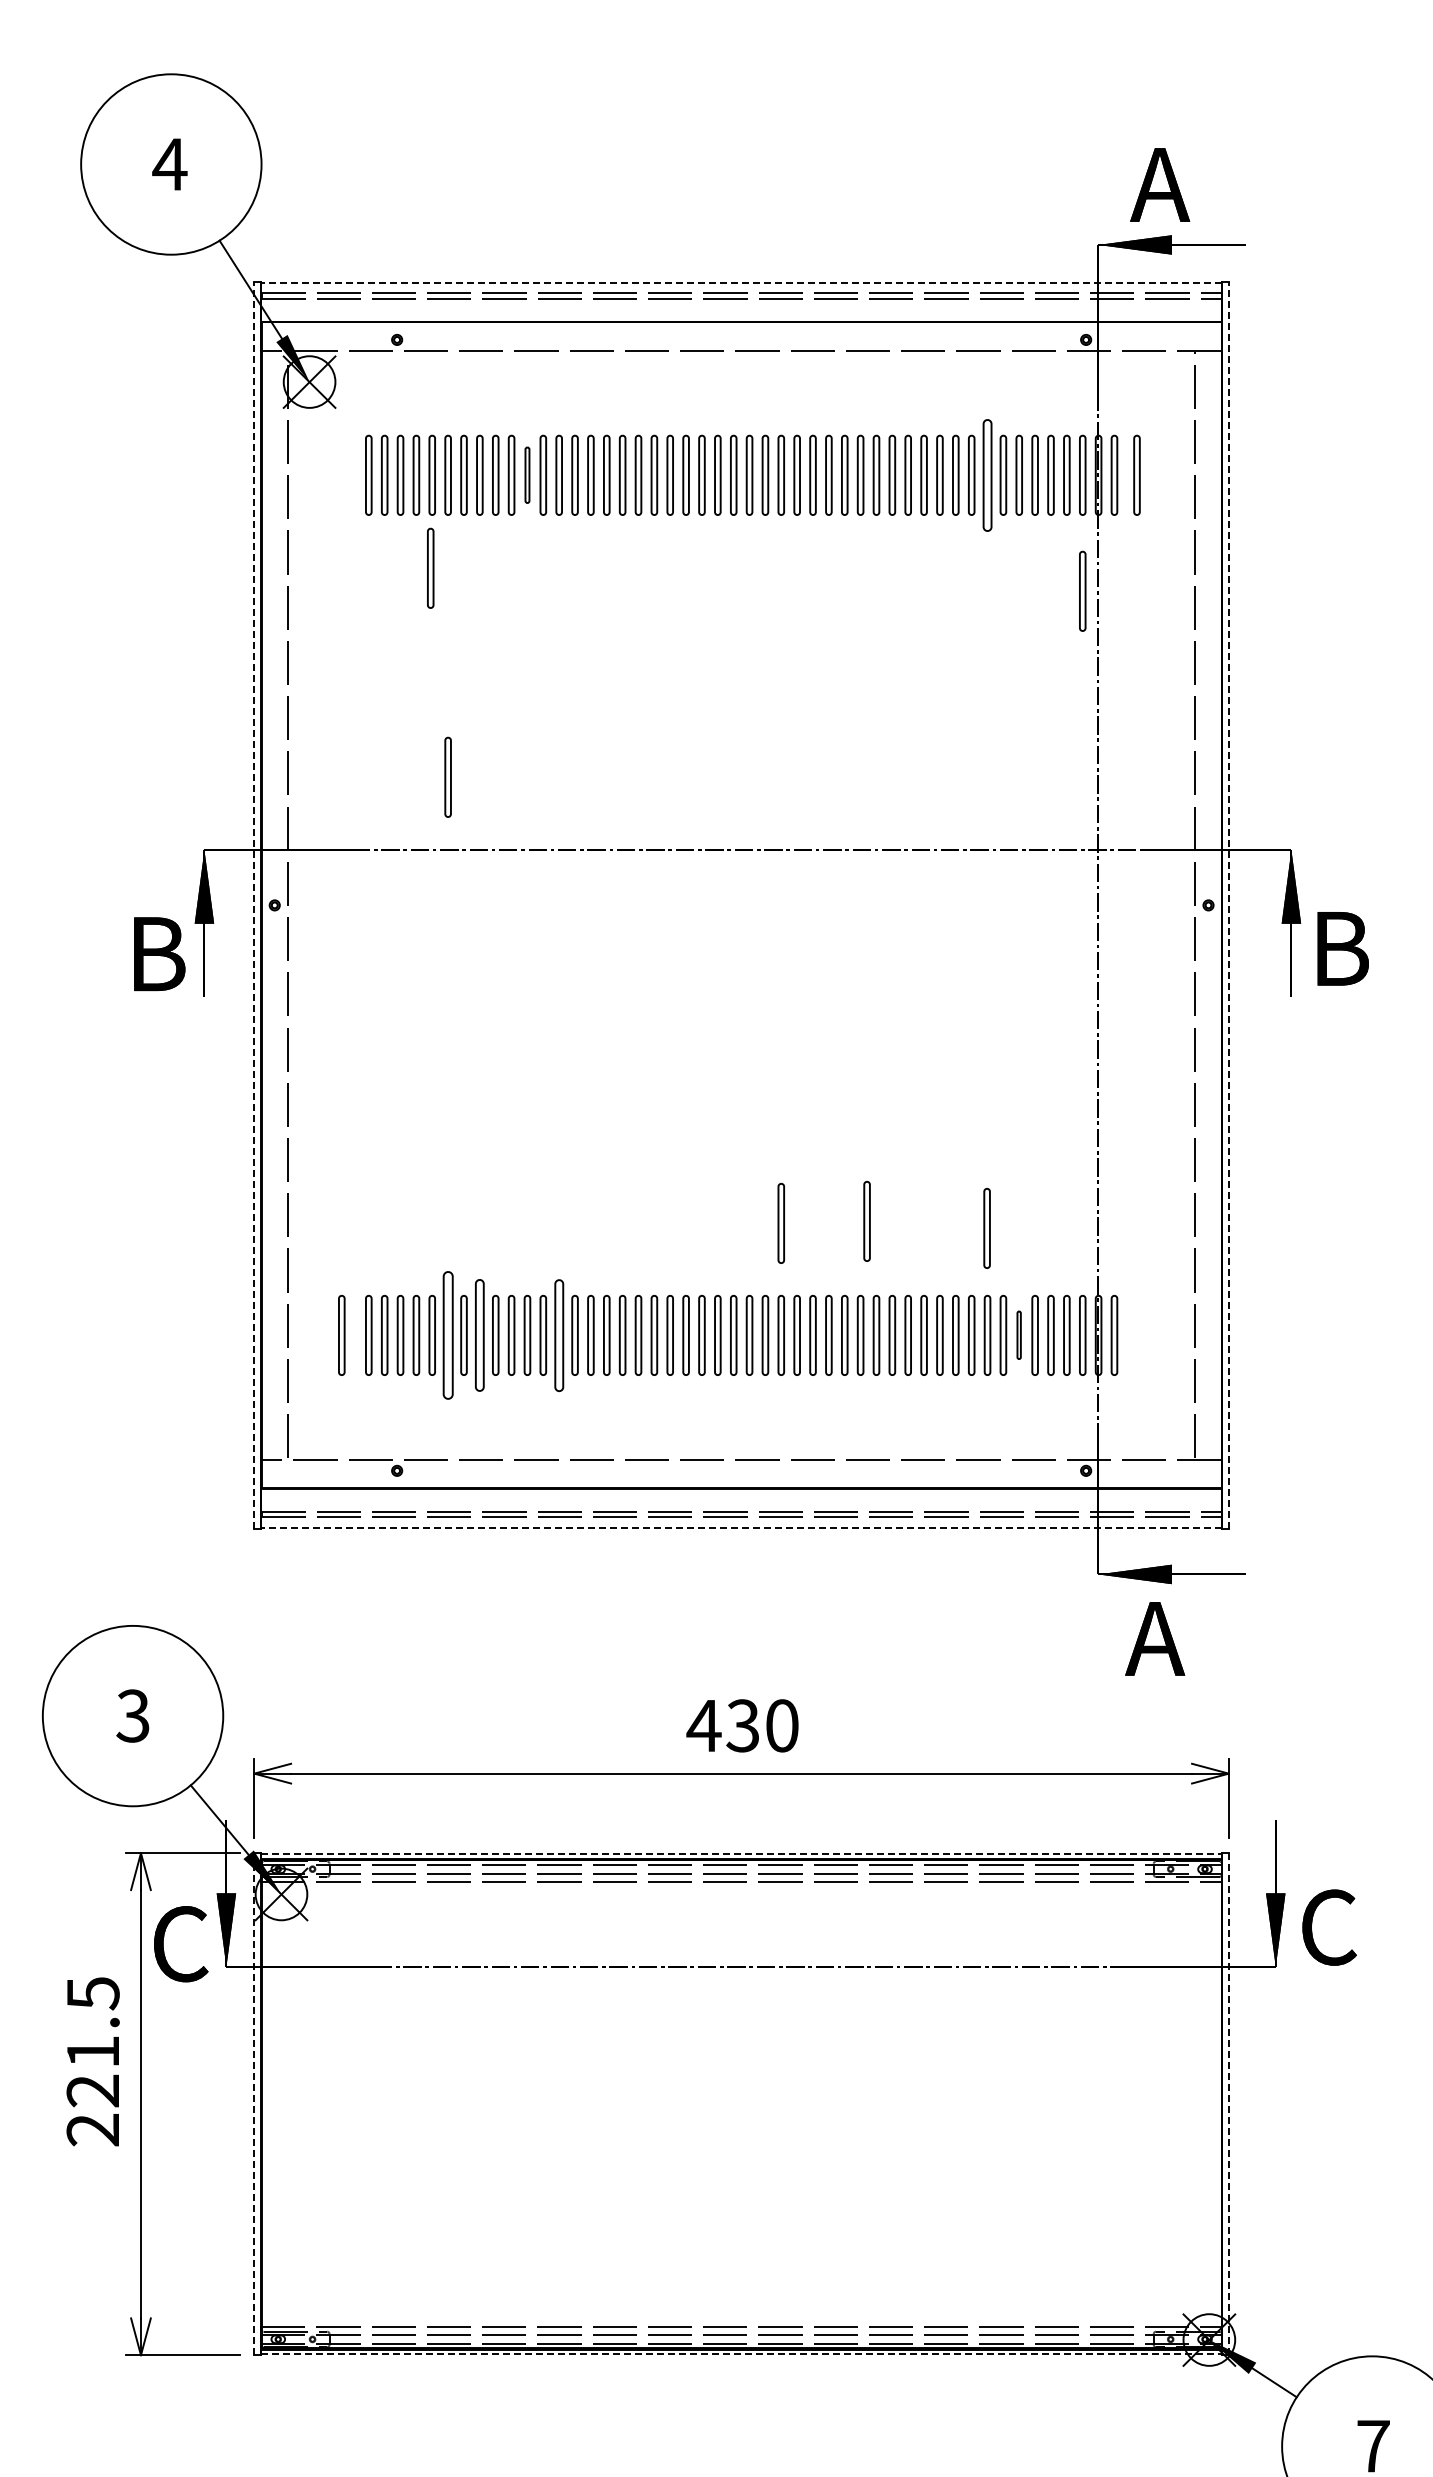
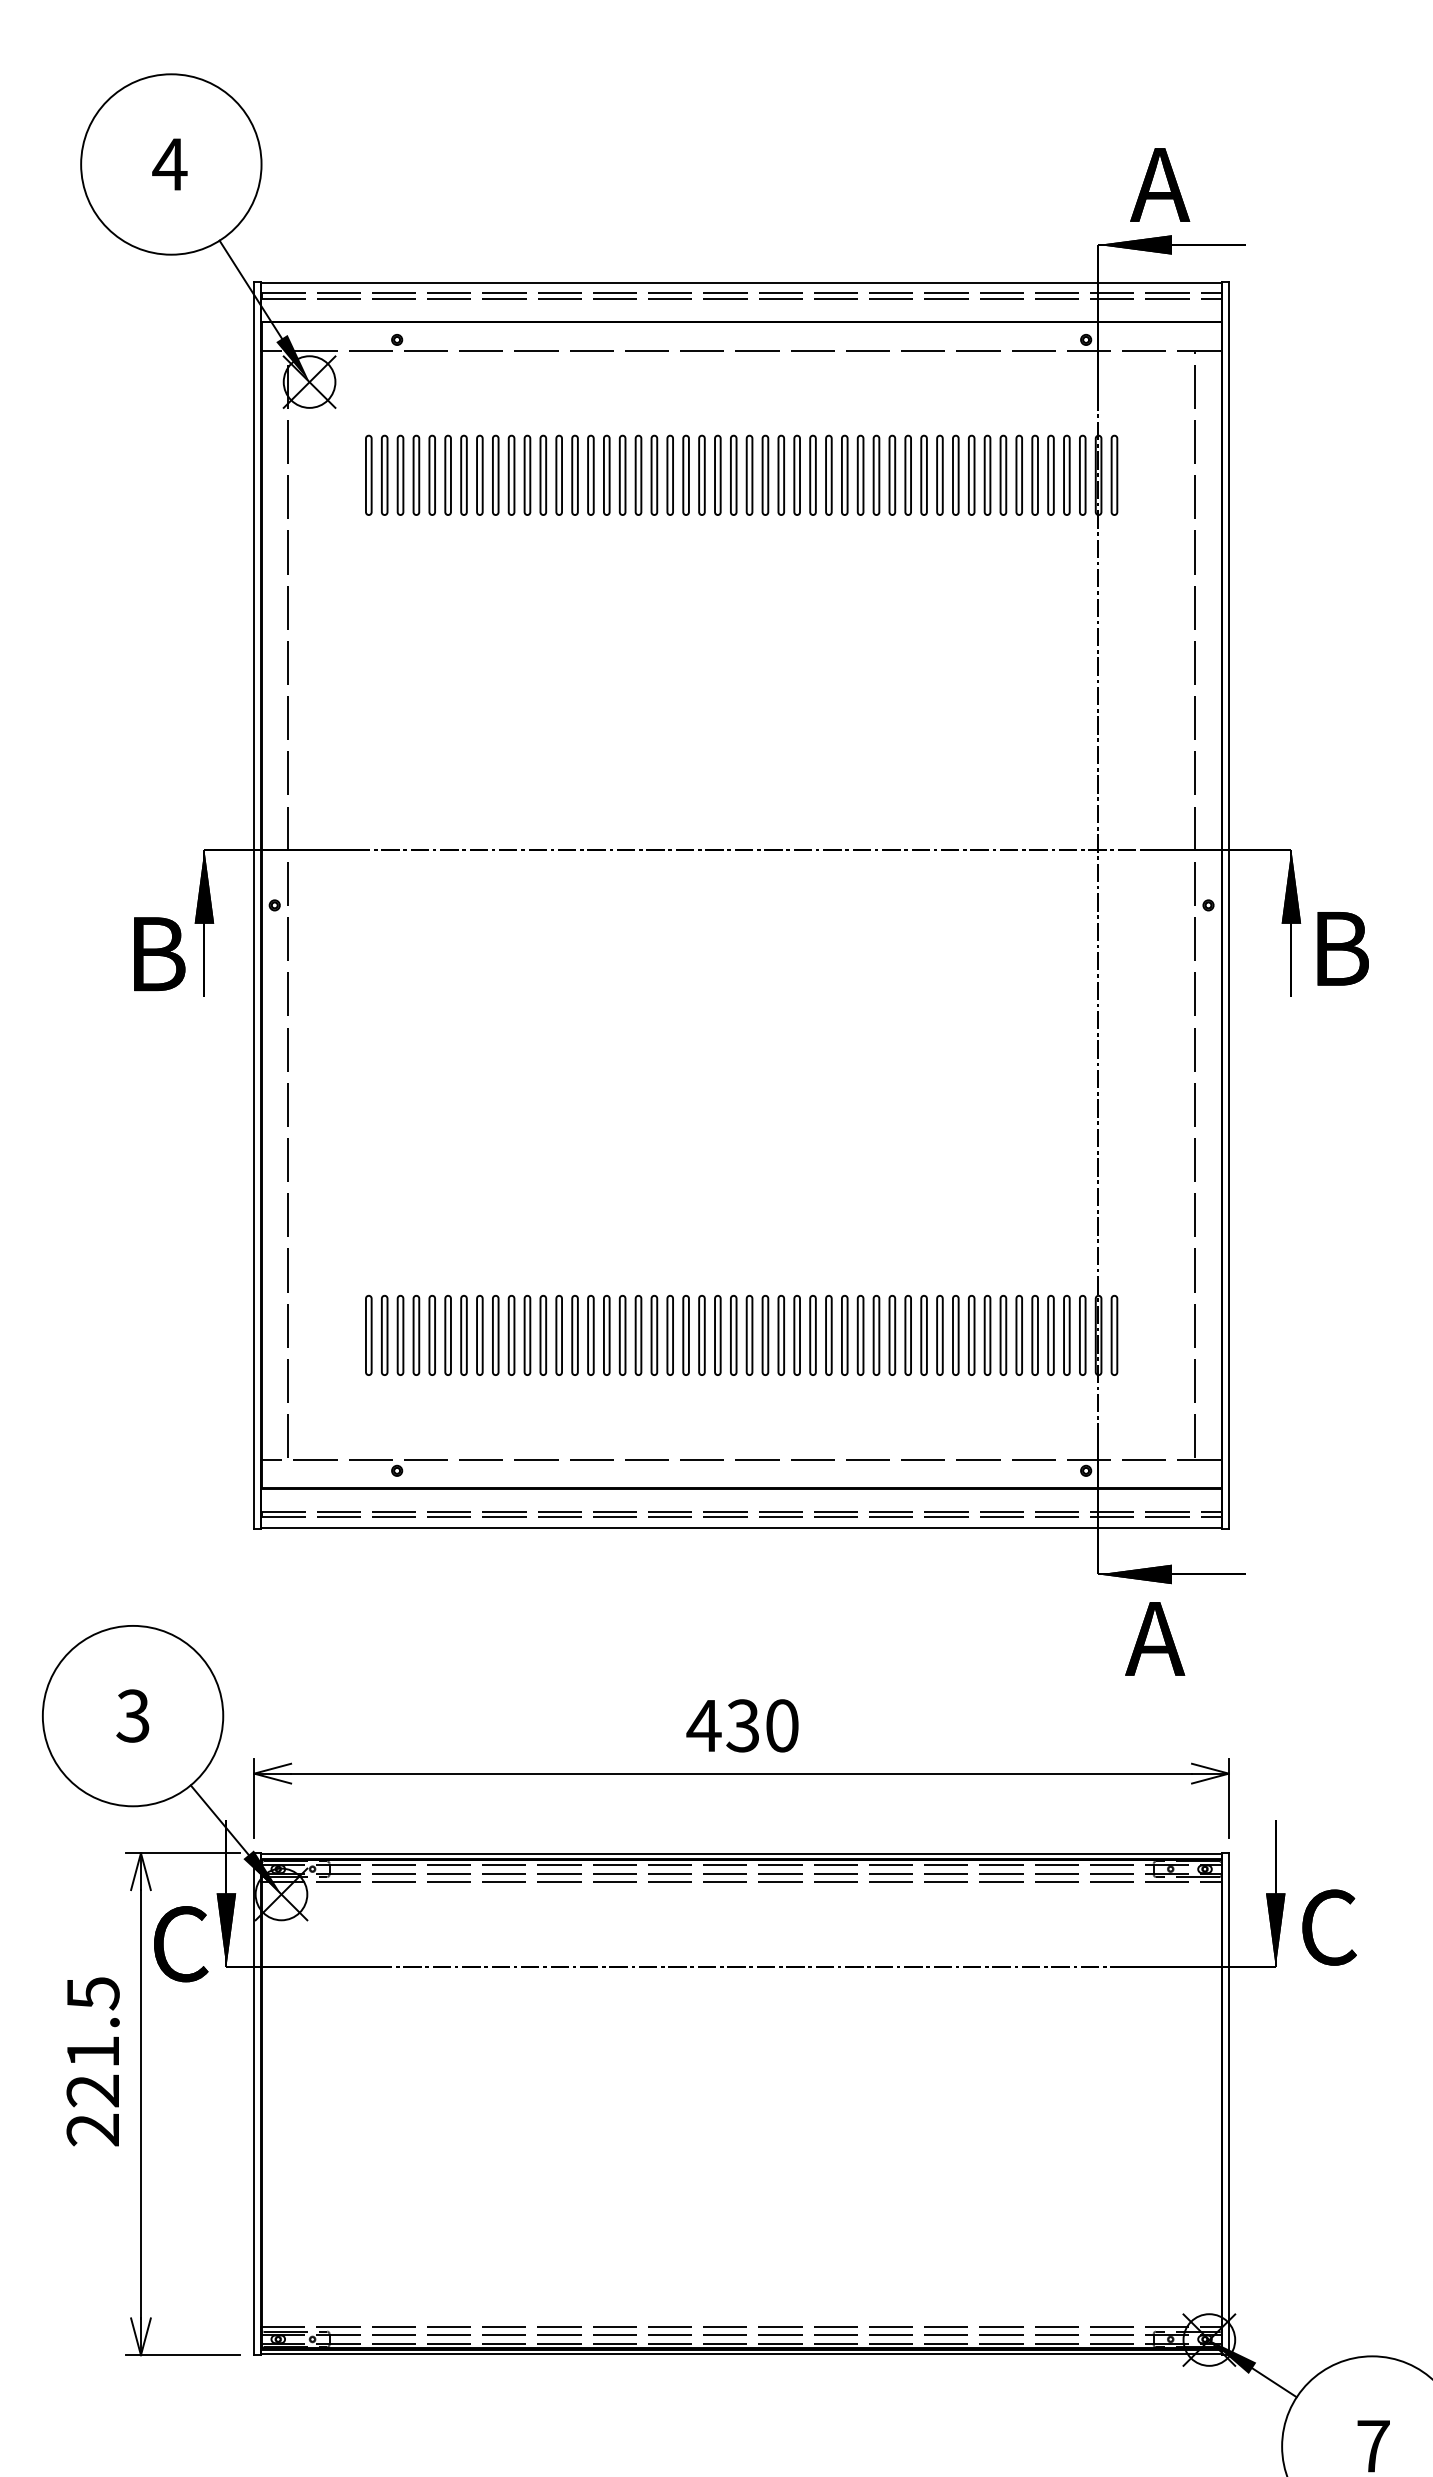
line: dashed -> solid (741, 283)
part size: 7x58 px -> 9x82 px (527, 474)
part: present -> none (1136, 474)
part size: 11x113 px -> 9x82 px (987, 474)
part: present -> none (430, 567)
part: present -> none (1082, 590)
part: present -> none (447, 776)
line: dashed -> solid (254, 904)
line: dashed -> solid (1228, 904)
part: present -> none (866, 1221)
part: present -> none (780, 1222)
part: present -> none (986, 1228)
part: present -> none (341, 1334)
part size: 6x50 px -> 8x82 px (1018, 1334)
part size: 12x129 px -> 8x81 px (447, 1335)
part size: 10x113 px -> 8x81 px (479, 1335)
part size: 11x113 px -> 8x82 px (558, 1334)
line: dashed -> solid (741, 1527)
line: dashed -> solid (742, 1854)
line: dashed -> solid (254, 2104)
line: dashed -> solid (1228, 2104)
line: dashed -> solid (742, 2354)
